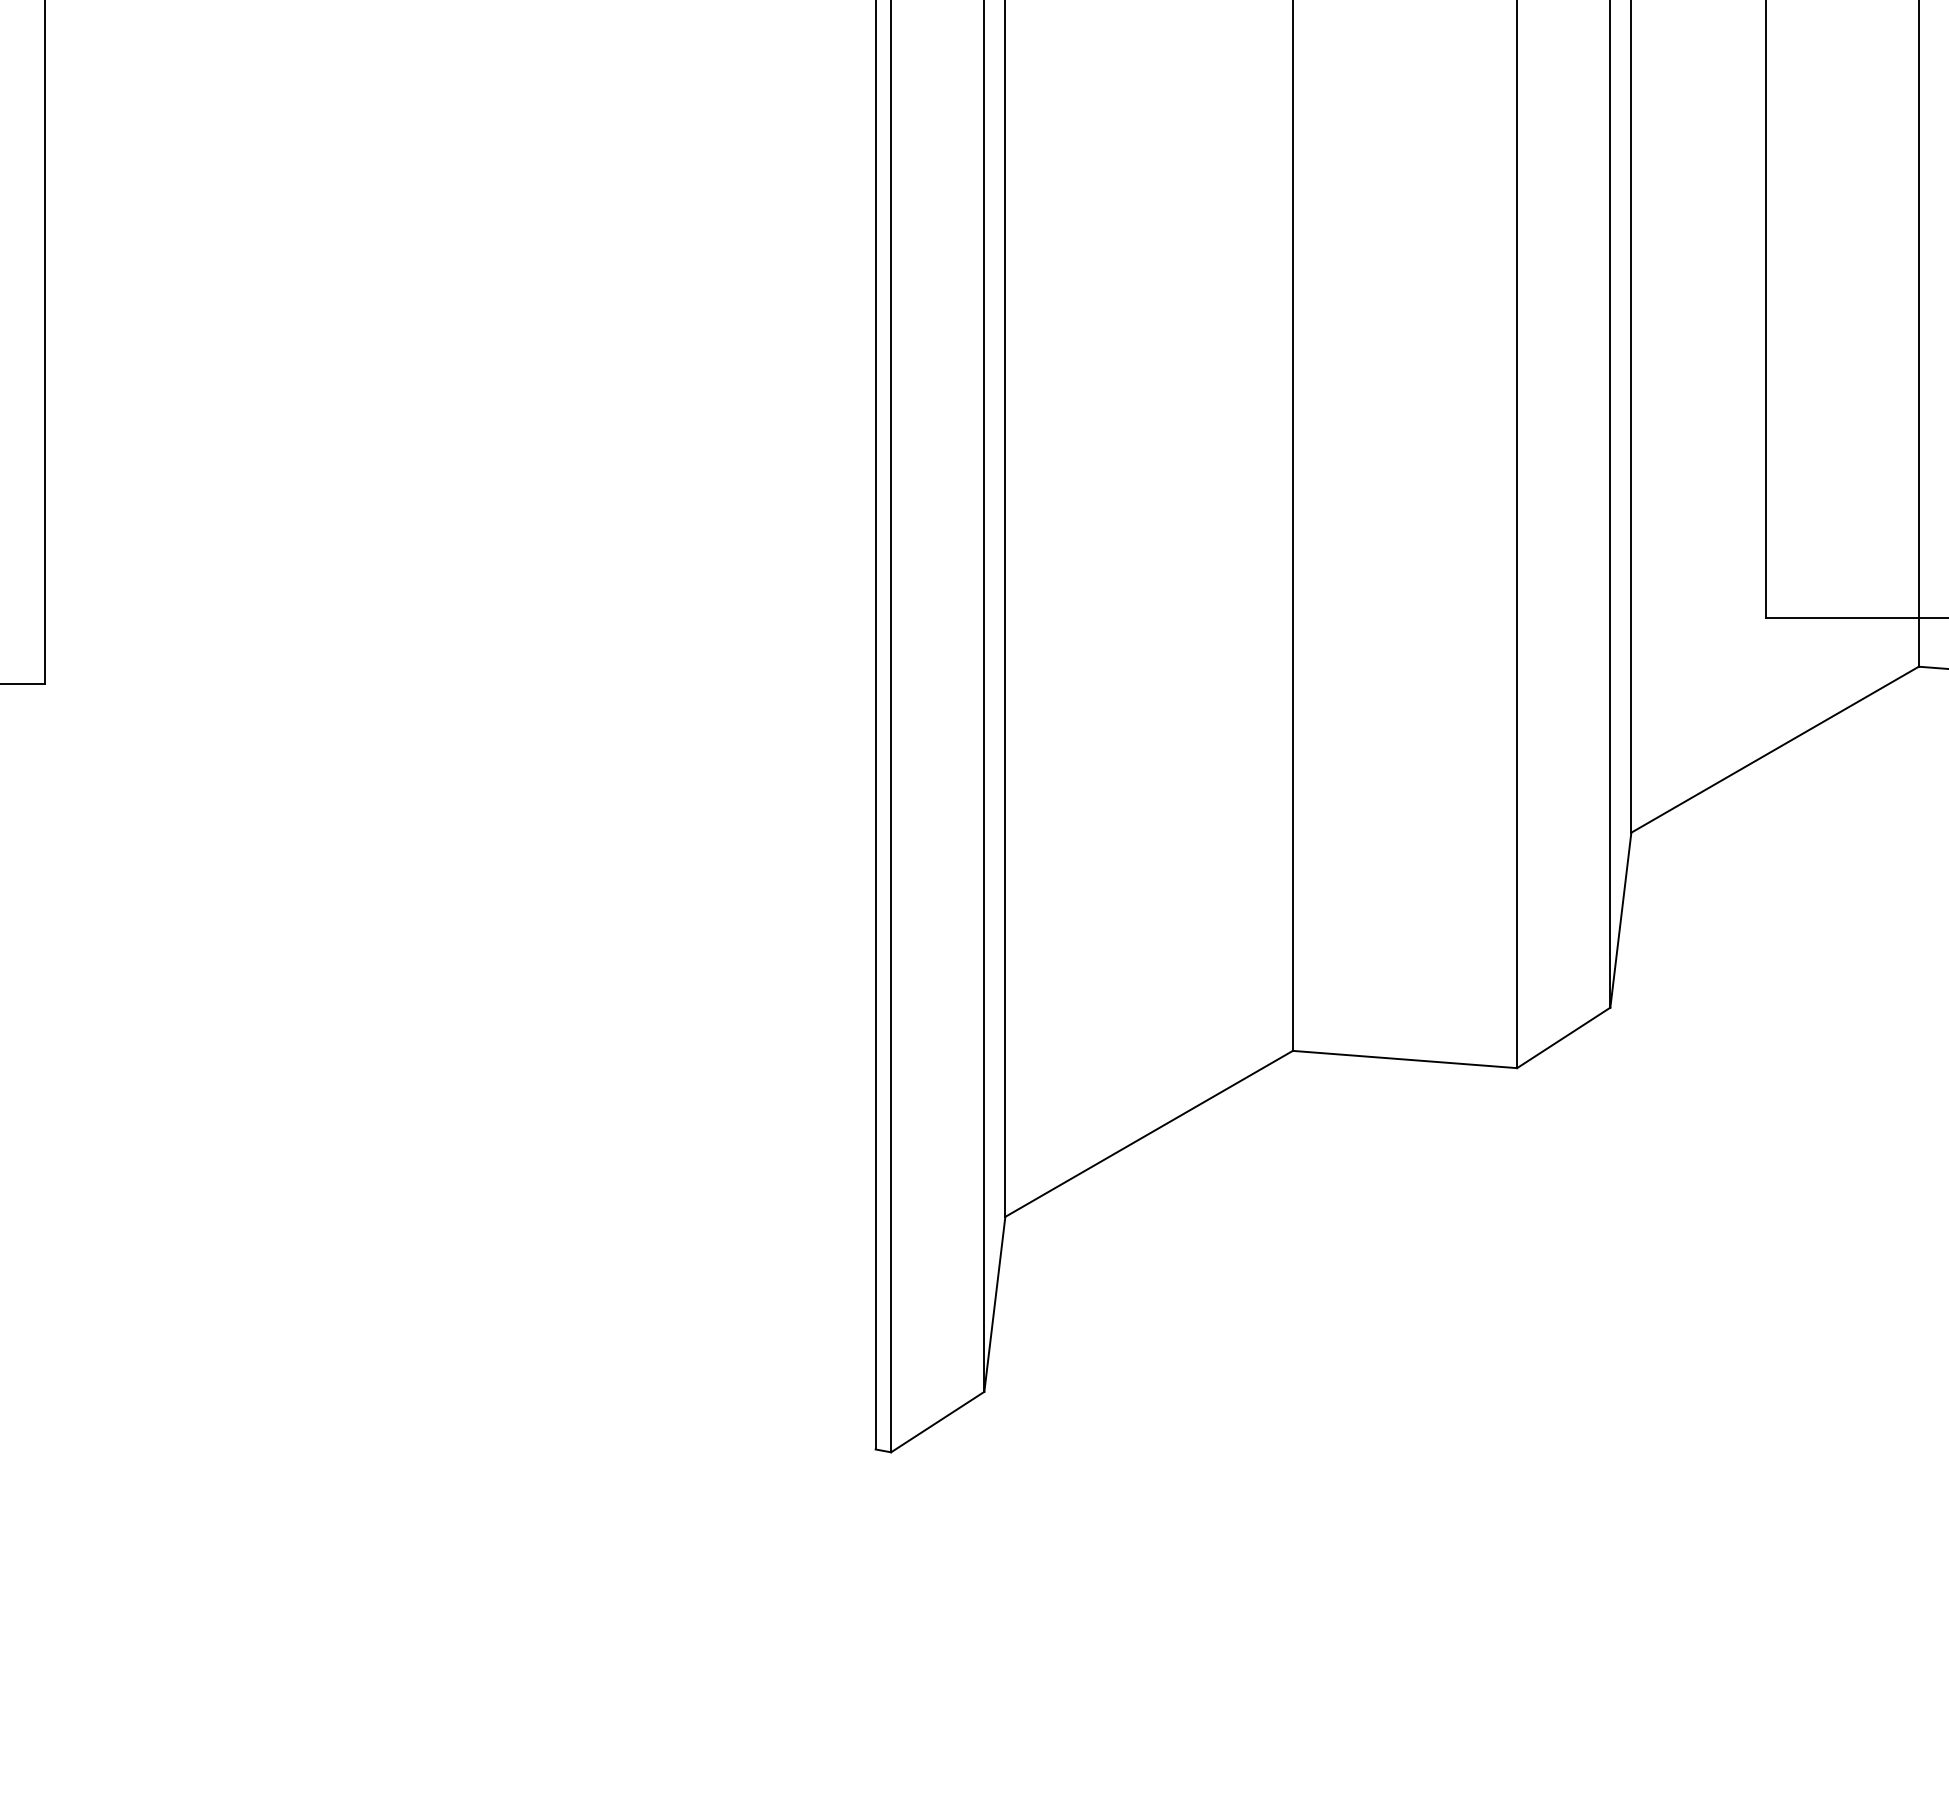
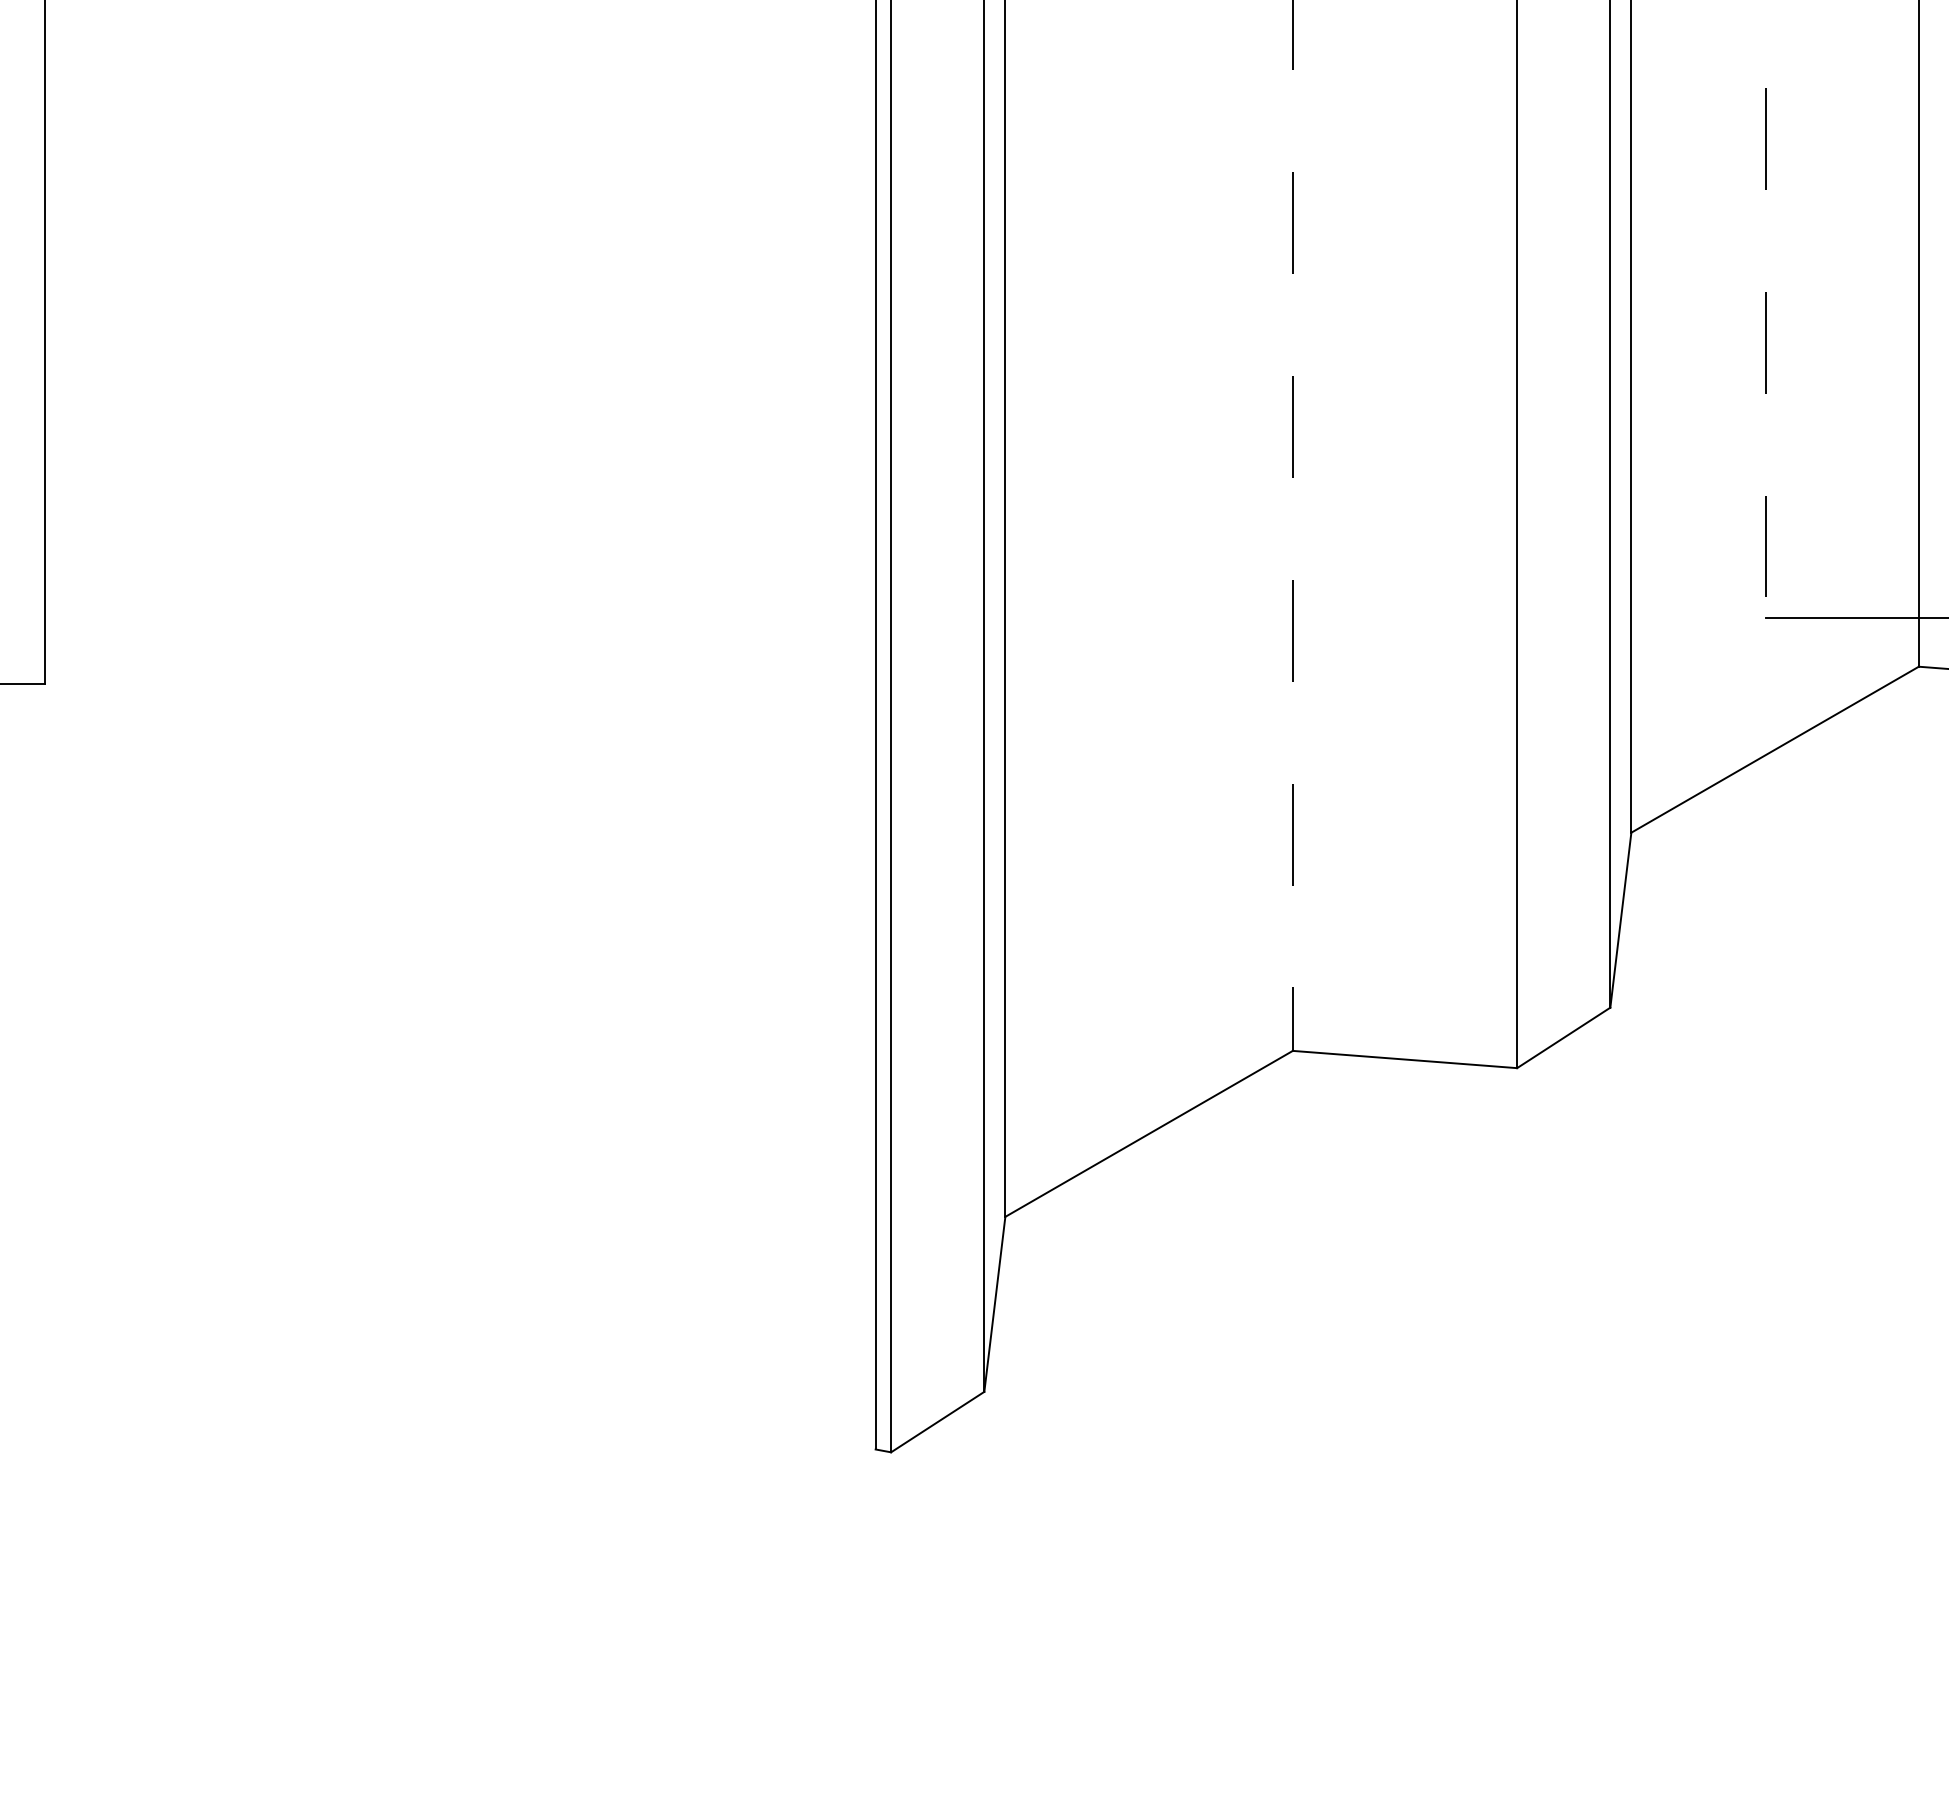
line: solid -> dashed (1766, 308)
line: solid -> dashed (1292, 525)
